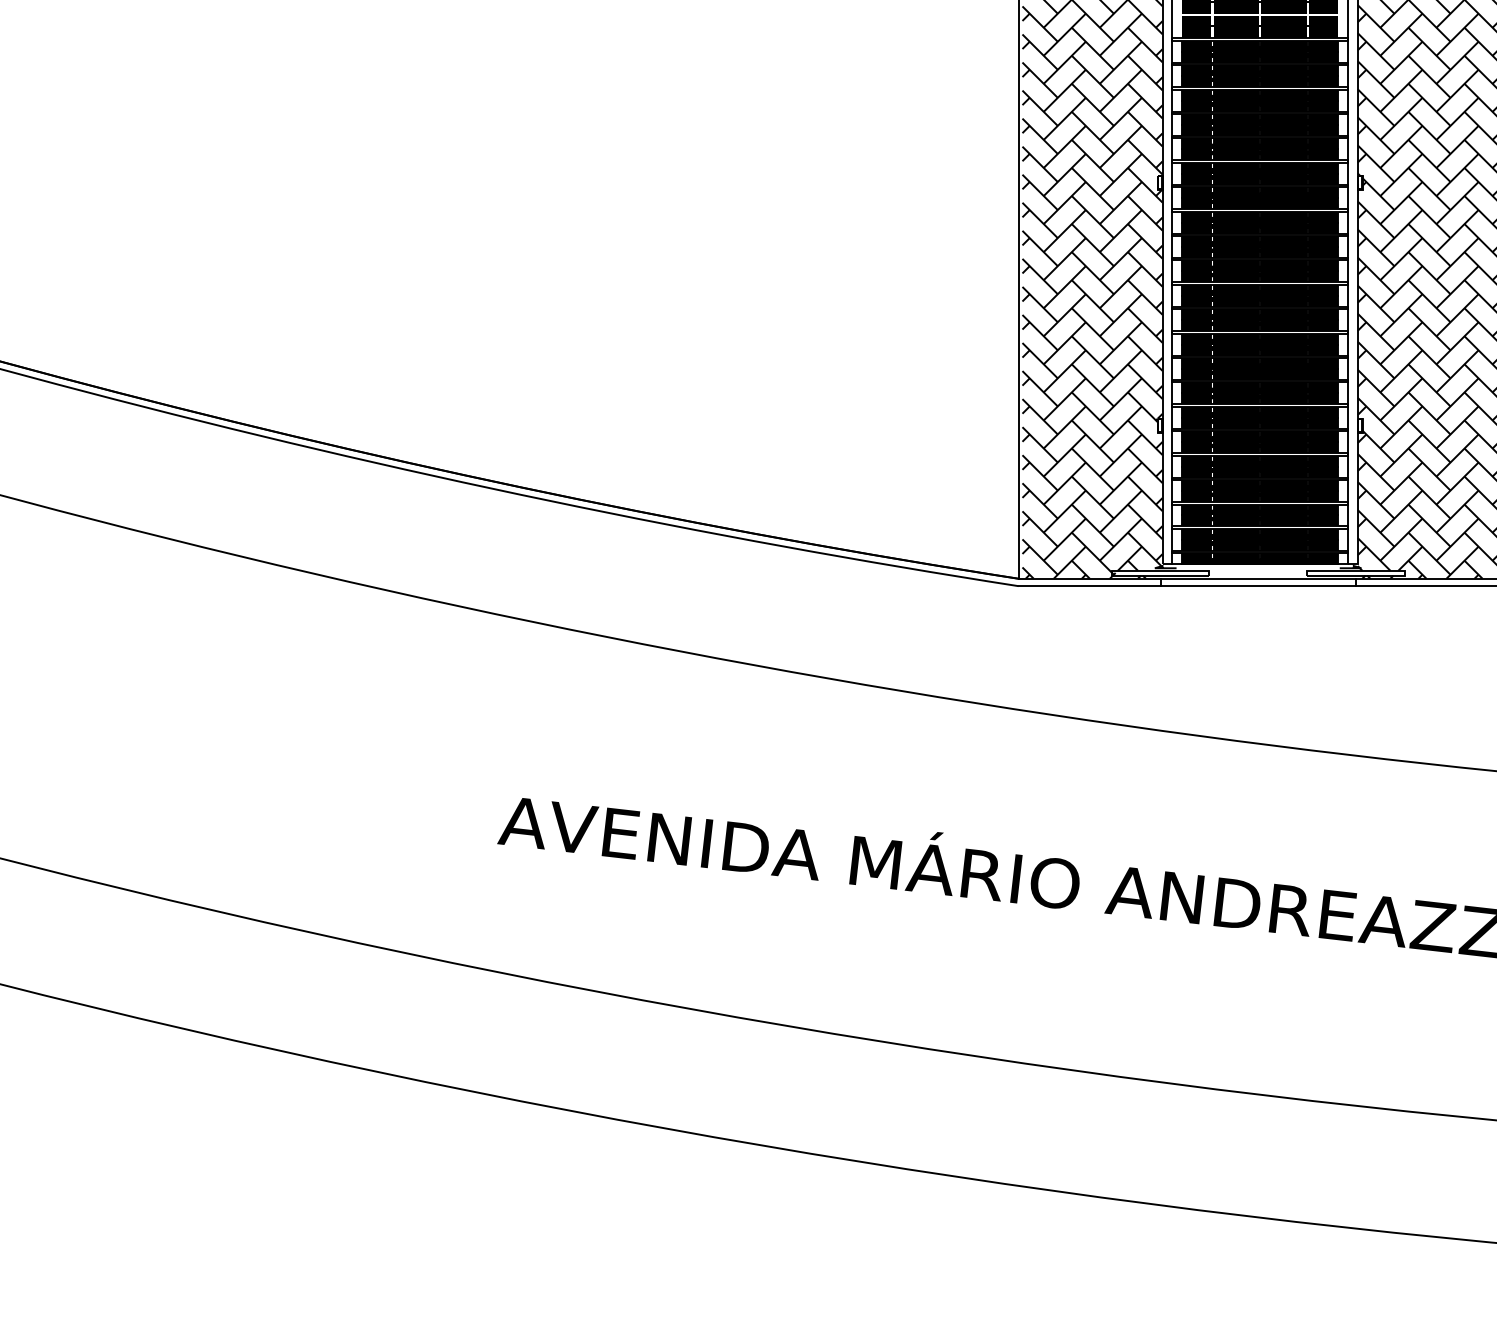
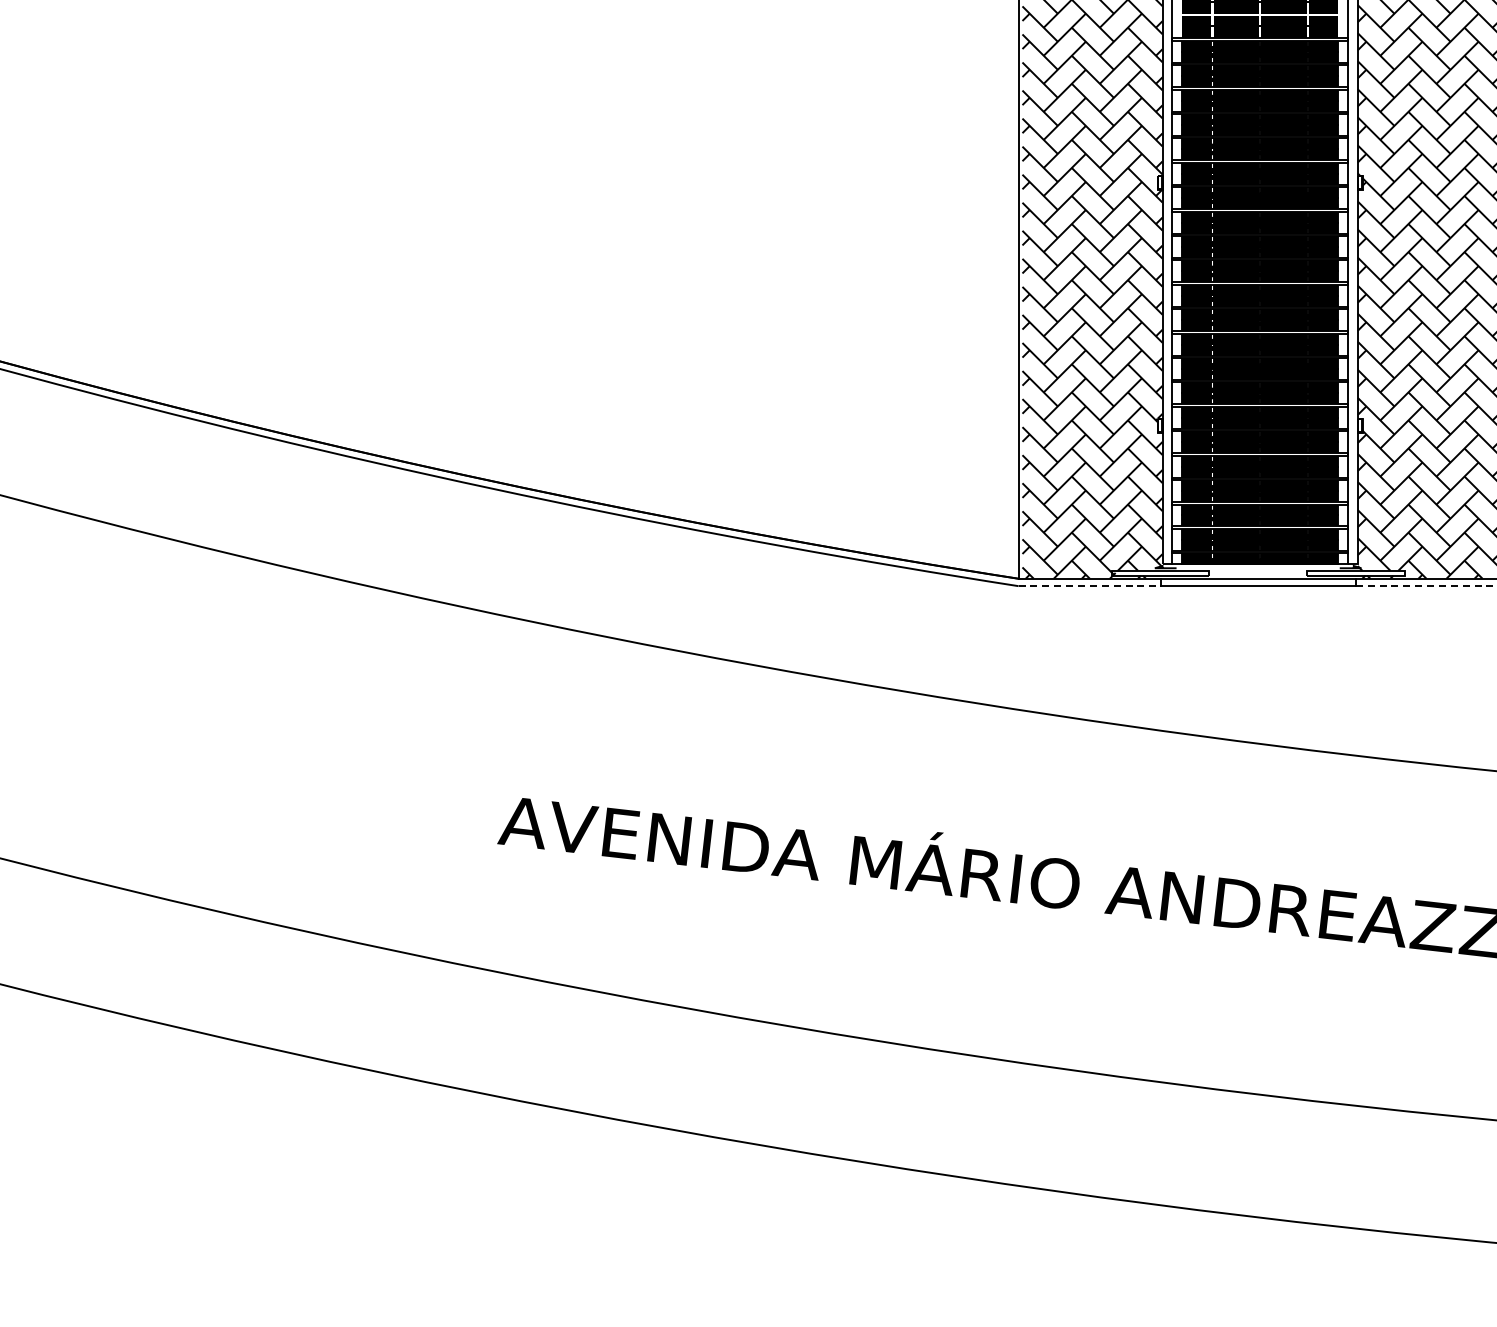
line: solid -> dashed (1089, 586)
line: solid -> dashed (1426, 586)
